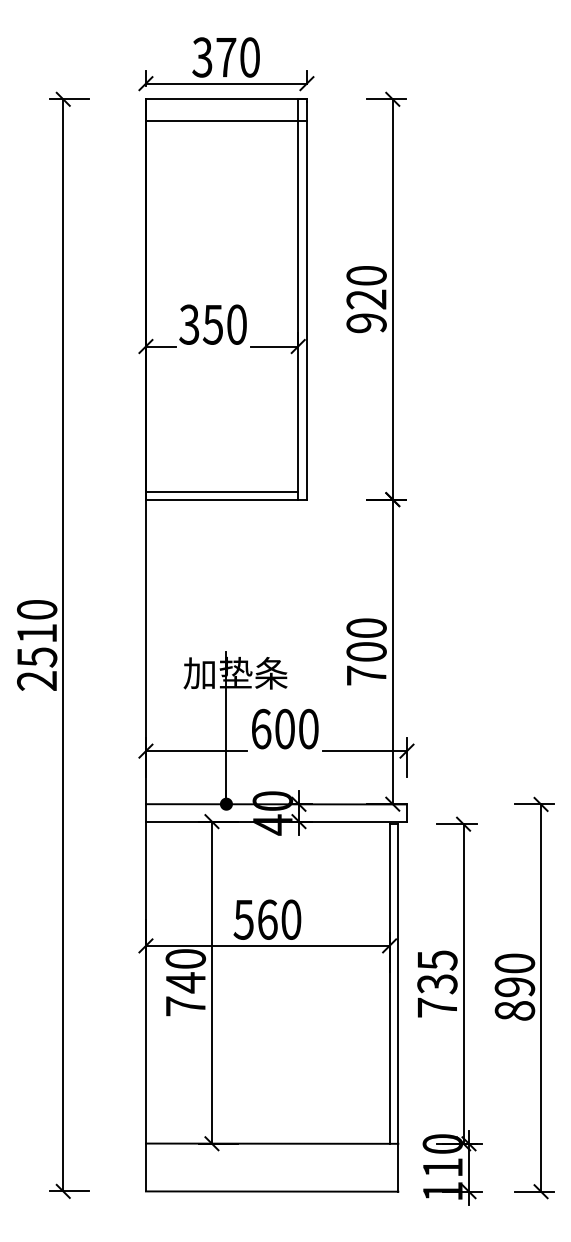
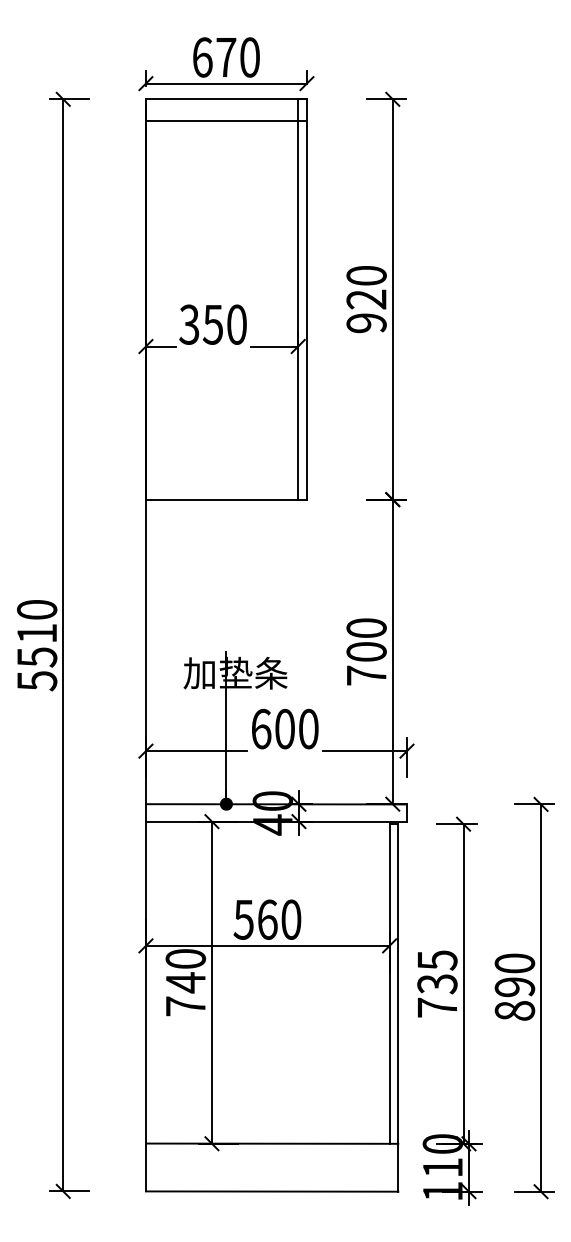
text: 370 -> 670 (202, 57)
line: present -> none (221, 491)
text: 2510 -> 5510 (37, 681)
